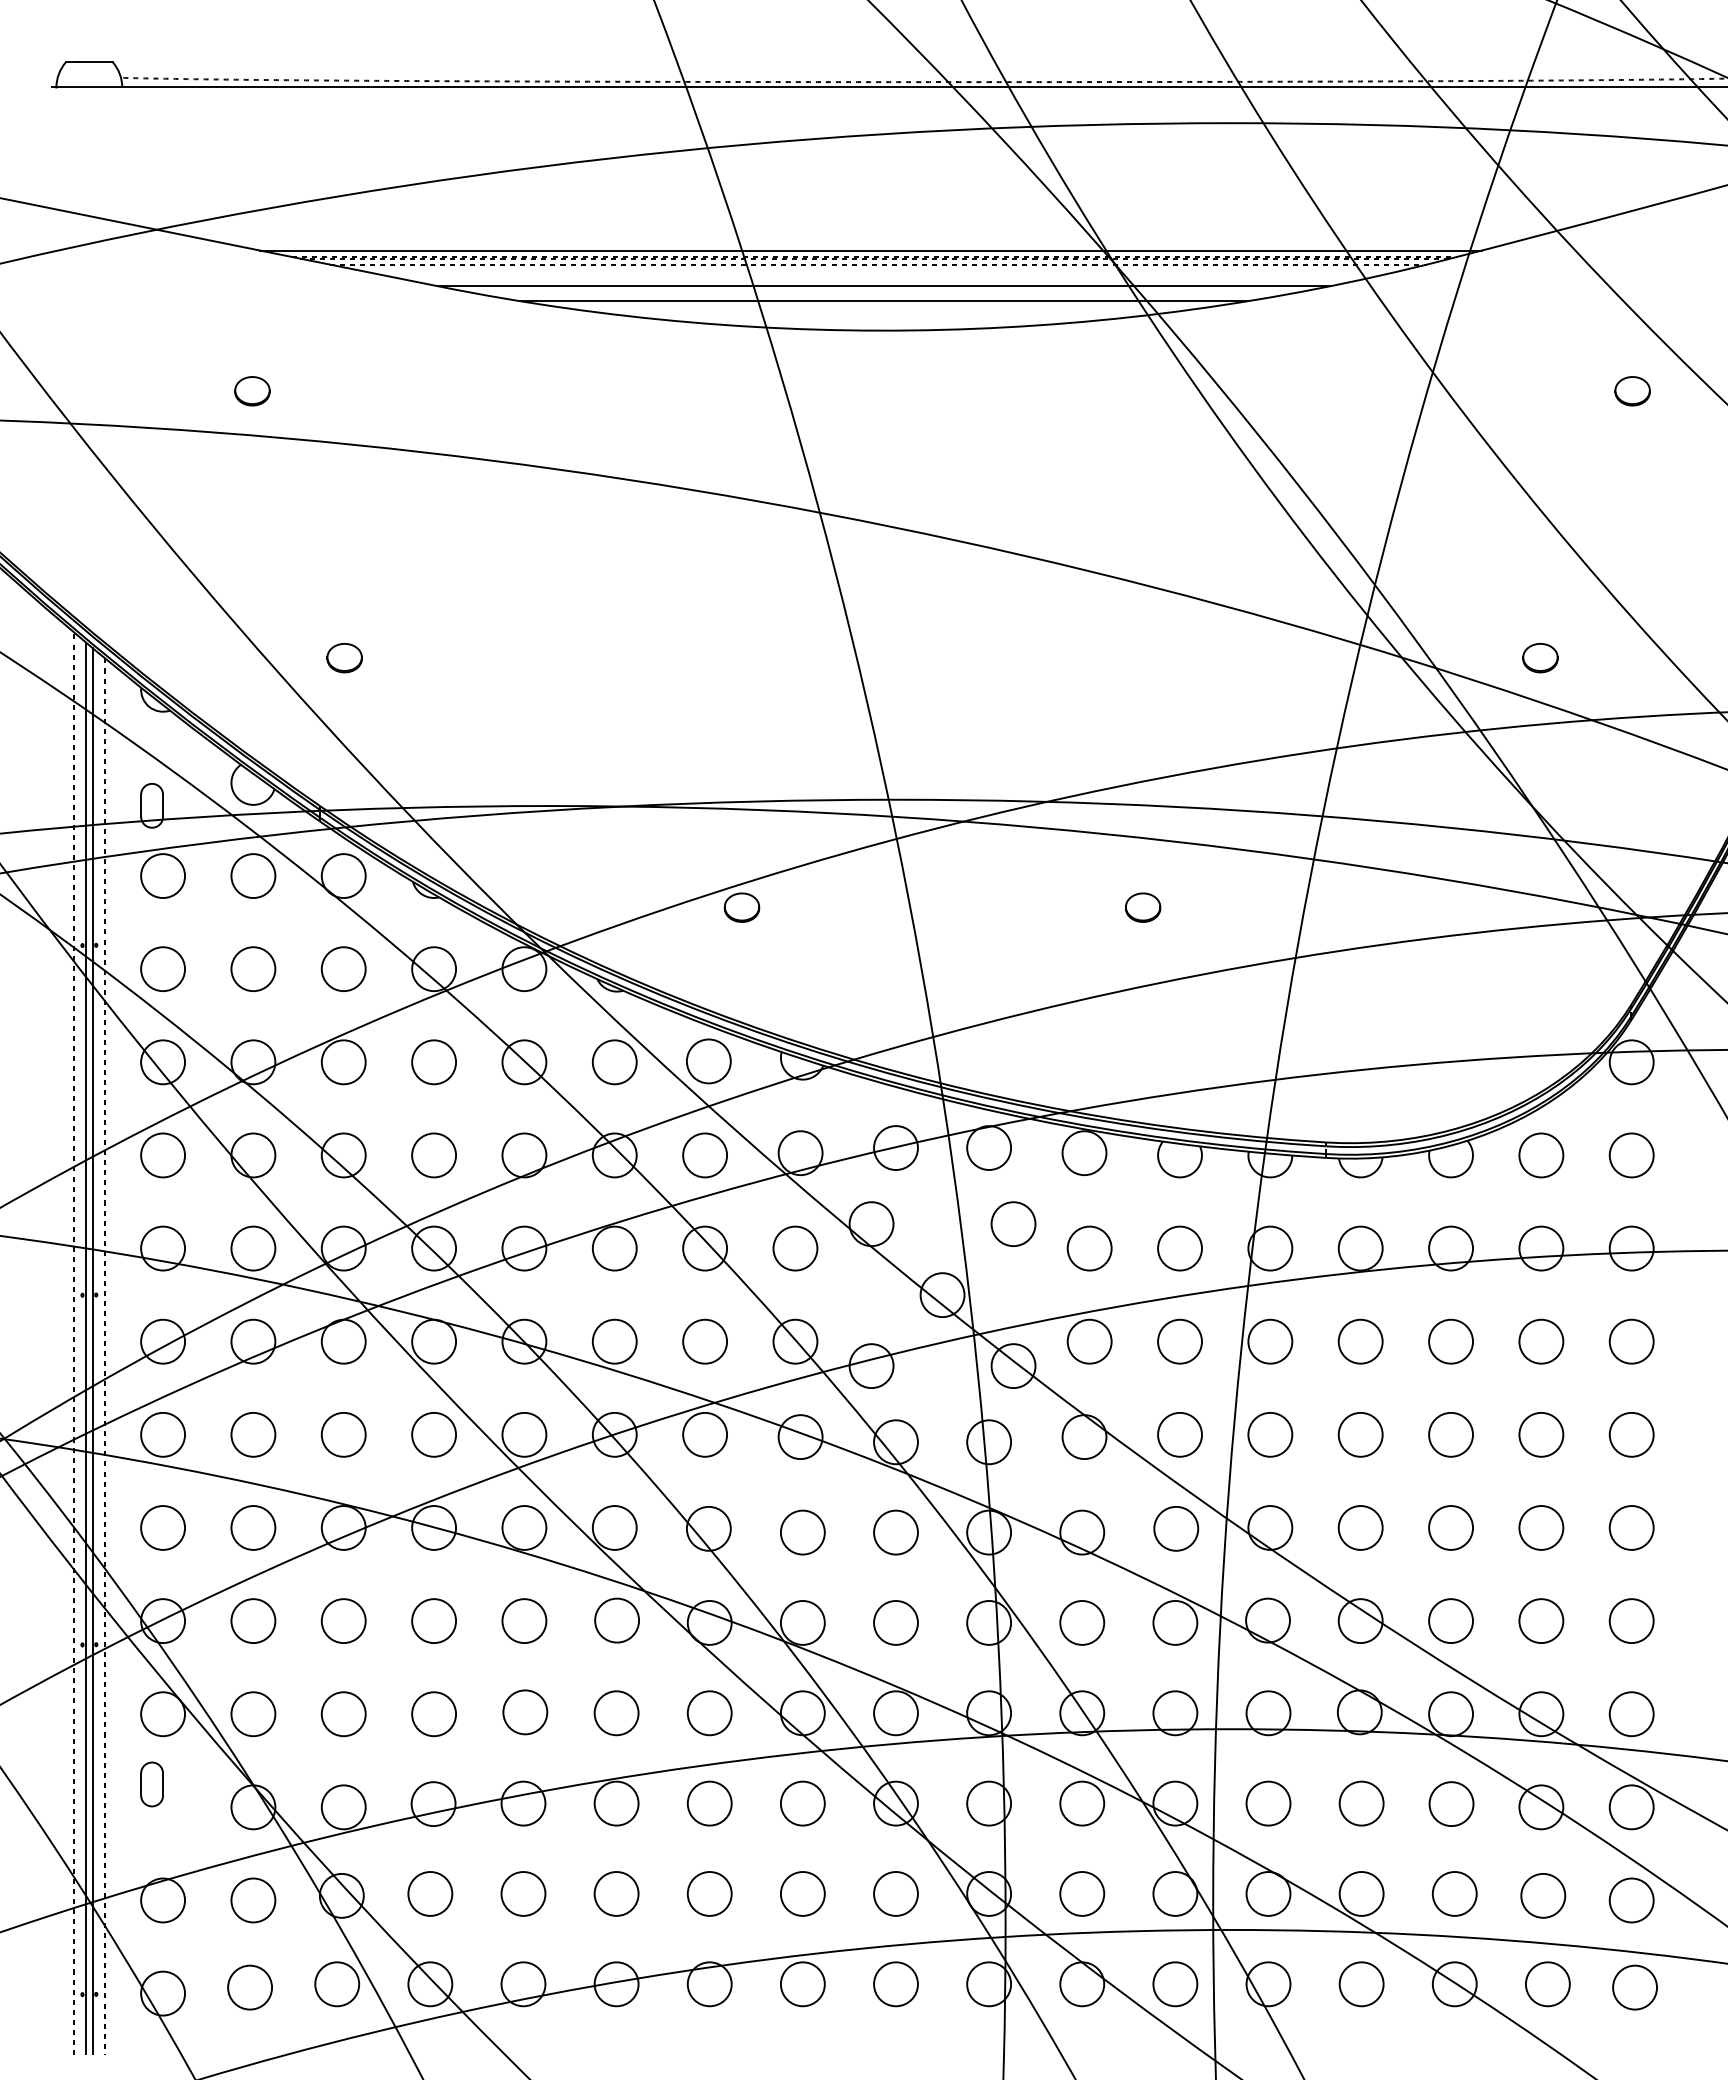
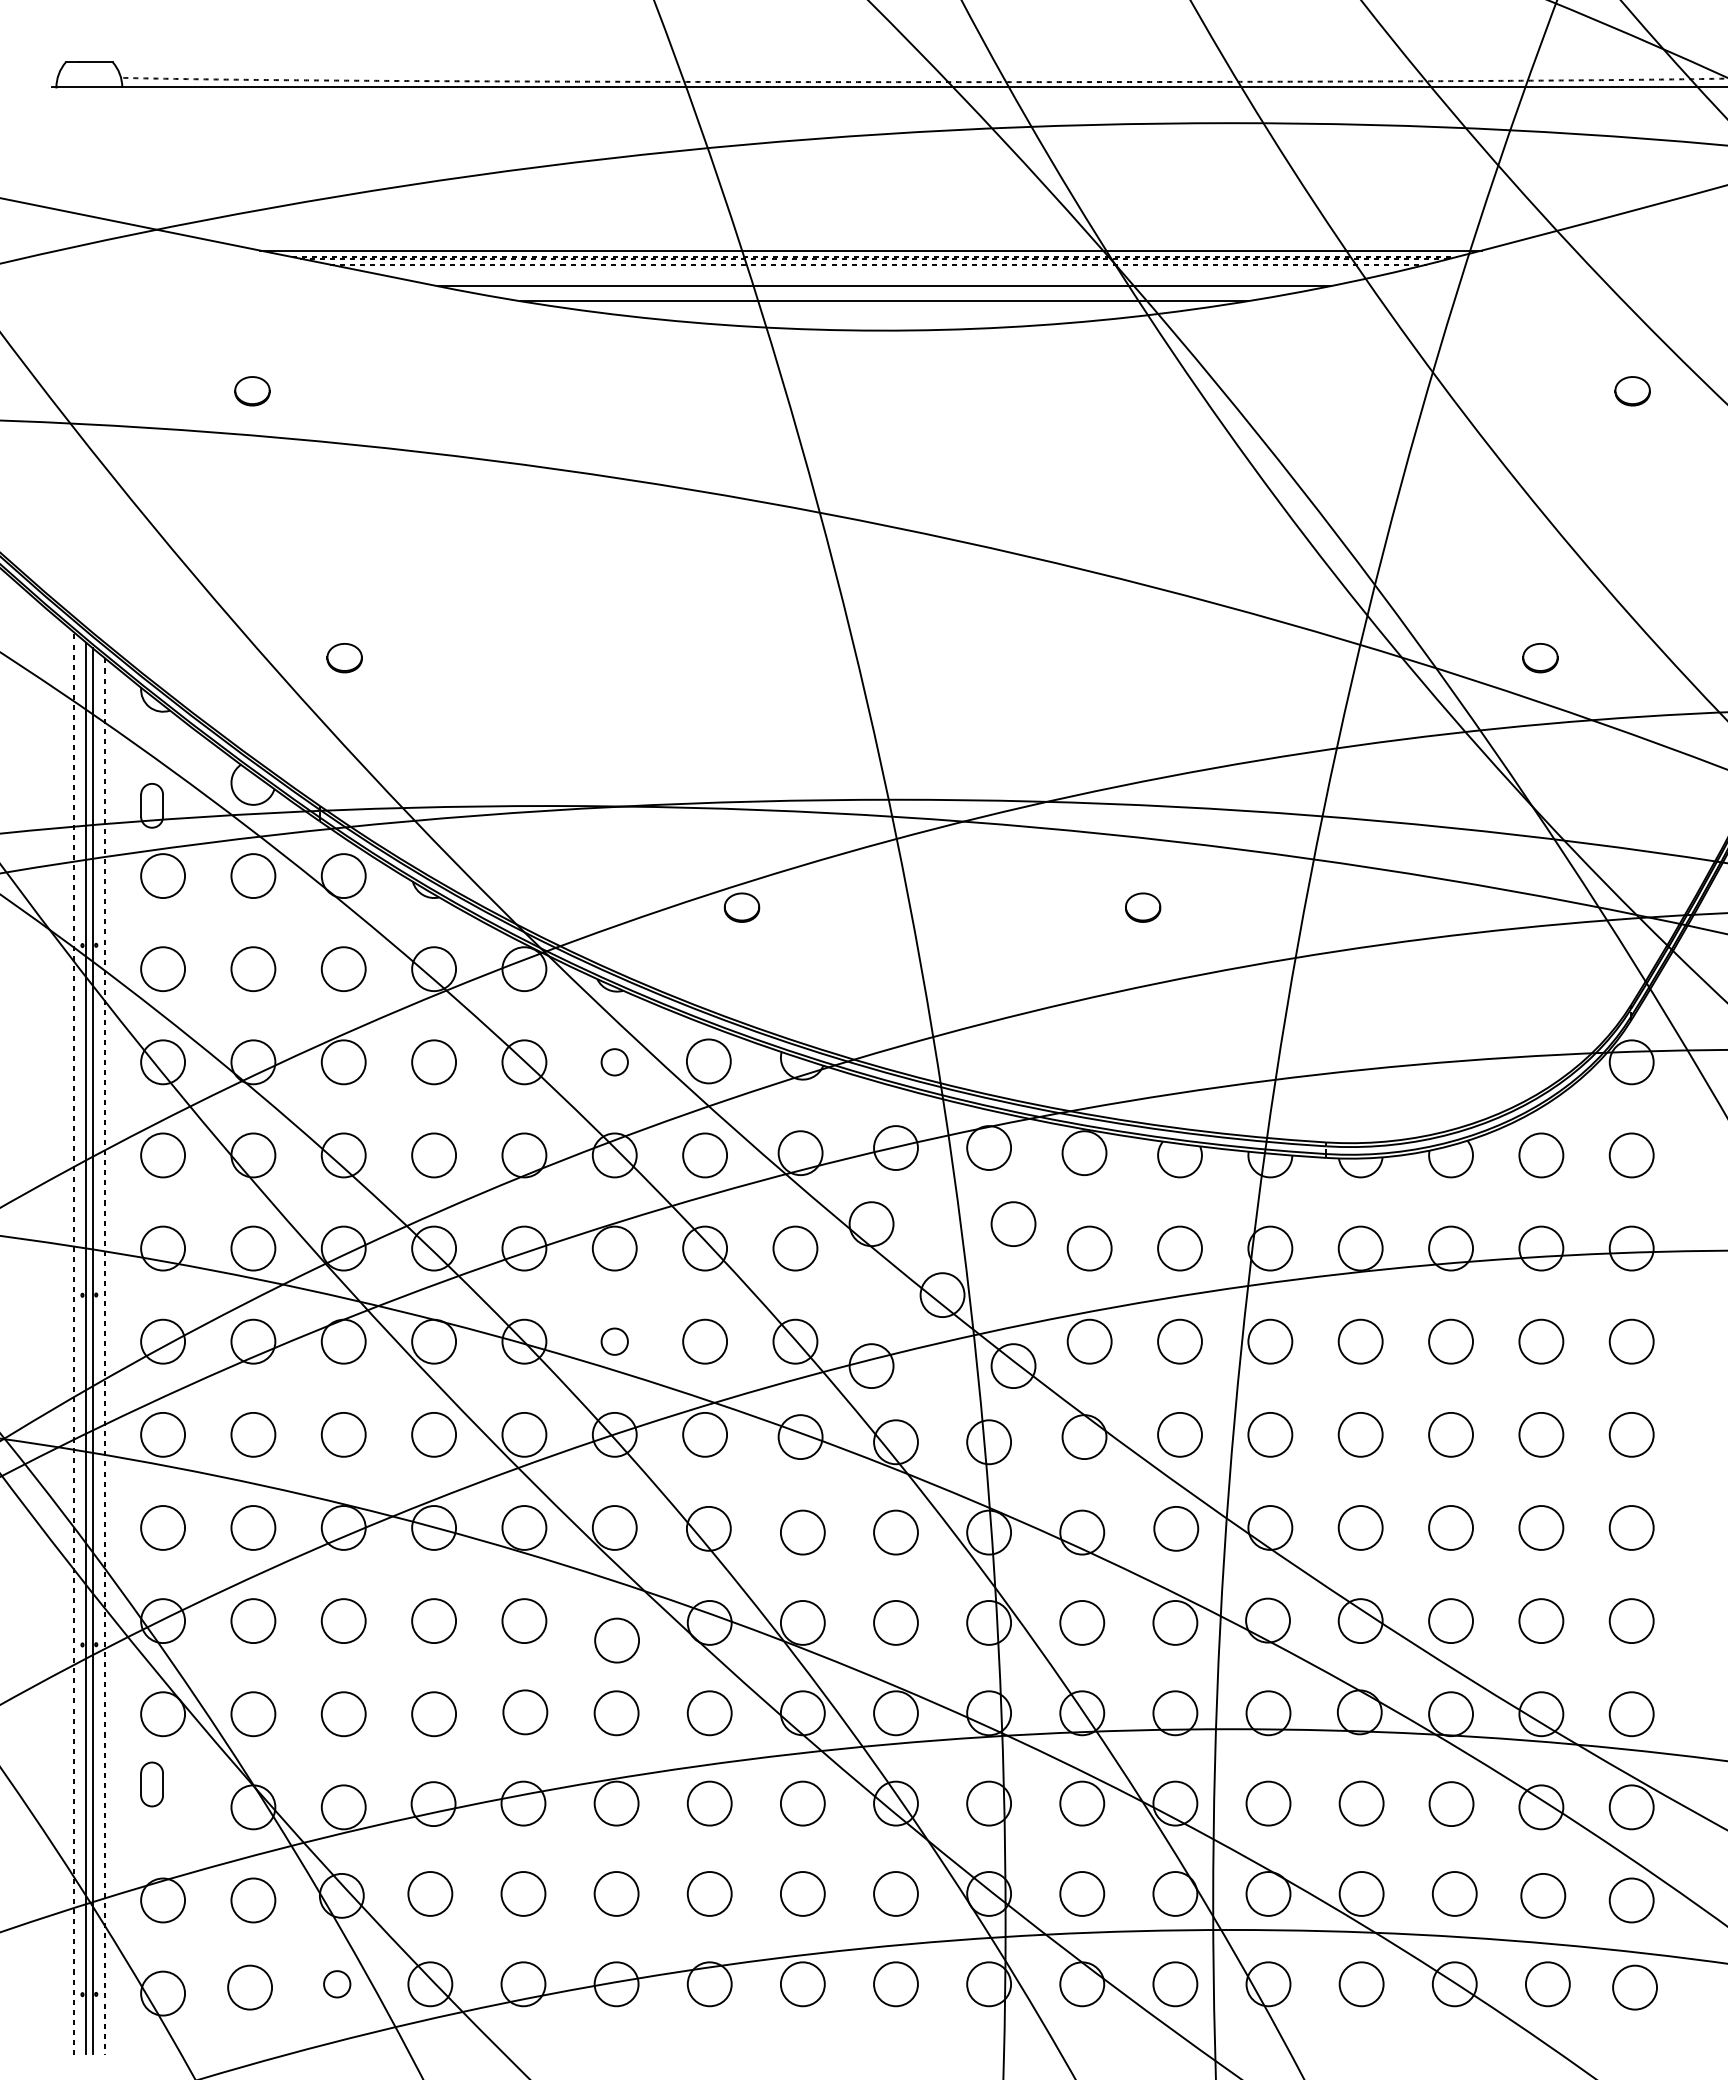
circle diameter: 44 px -> 26 px (614, 1062)
circle diameter: 44 px -> 26 px (614, 1341)
circle position: (616, 1620) -> (616, 1640) (616, 1640)
circle diameter: 44 px -> 26 px (337, 1984)
